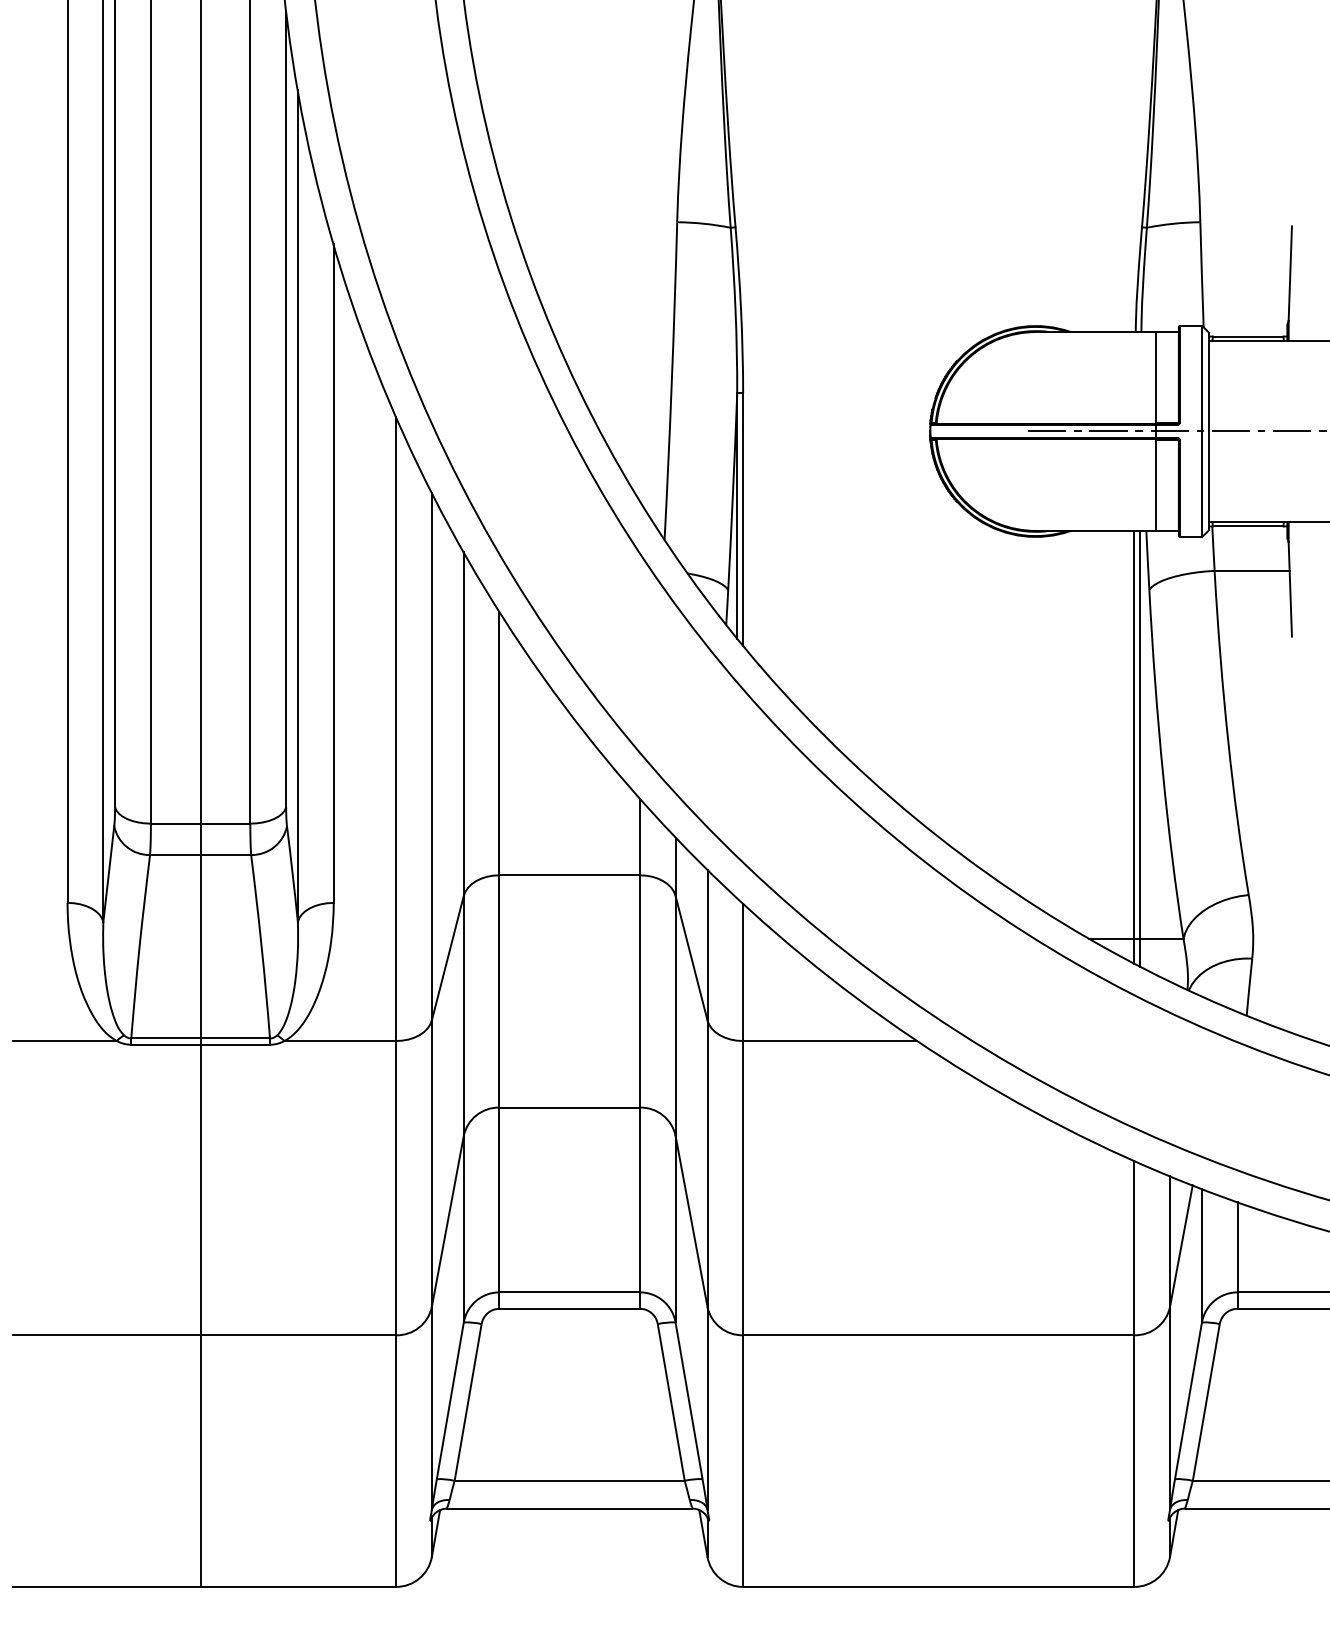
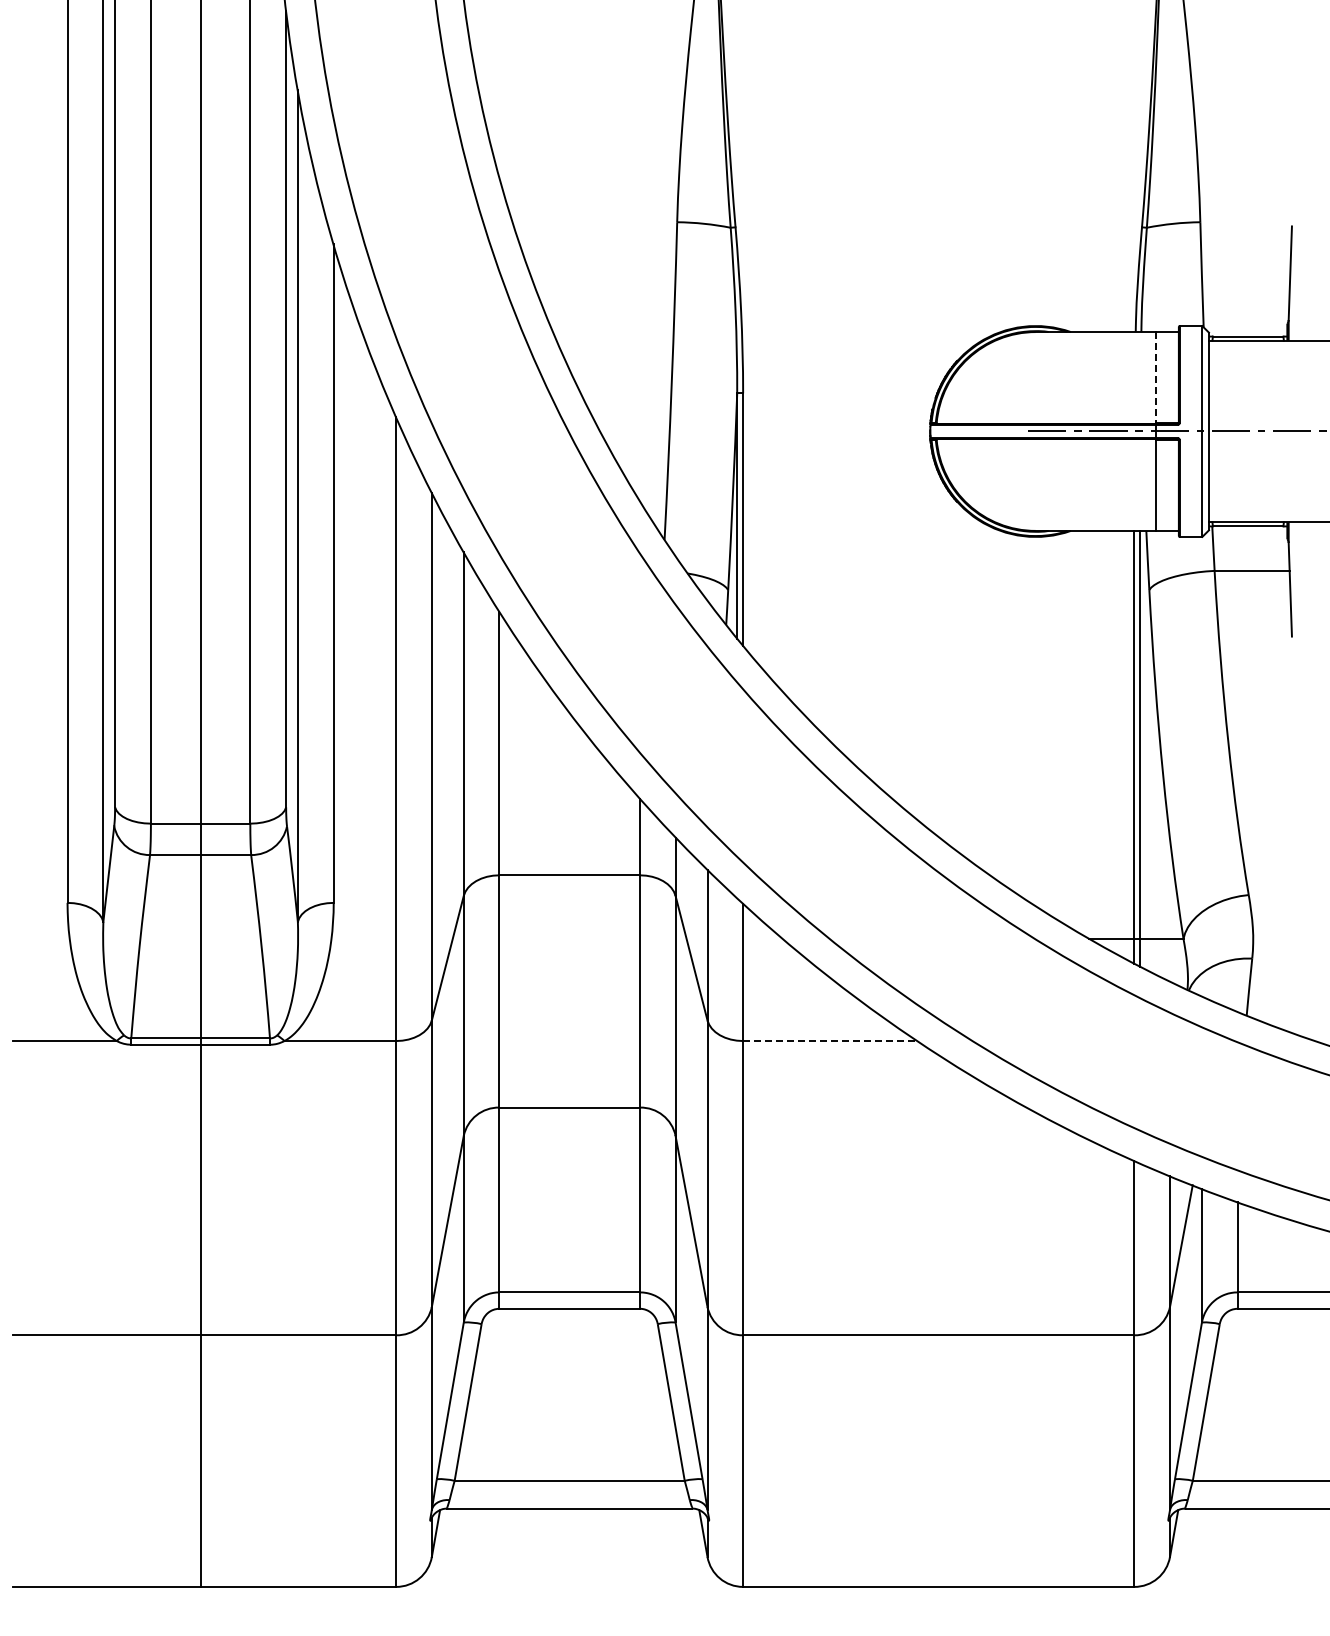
line: solid -> dashed (1156, 377)
line: solid -> dashed (830, 1041)
